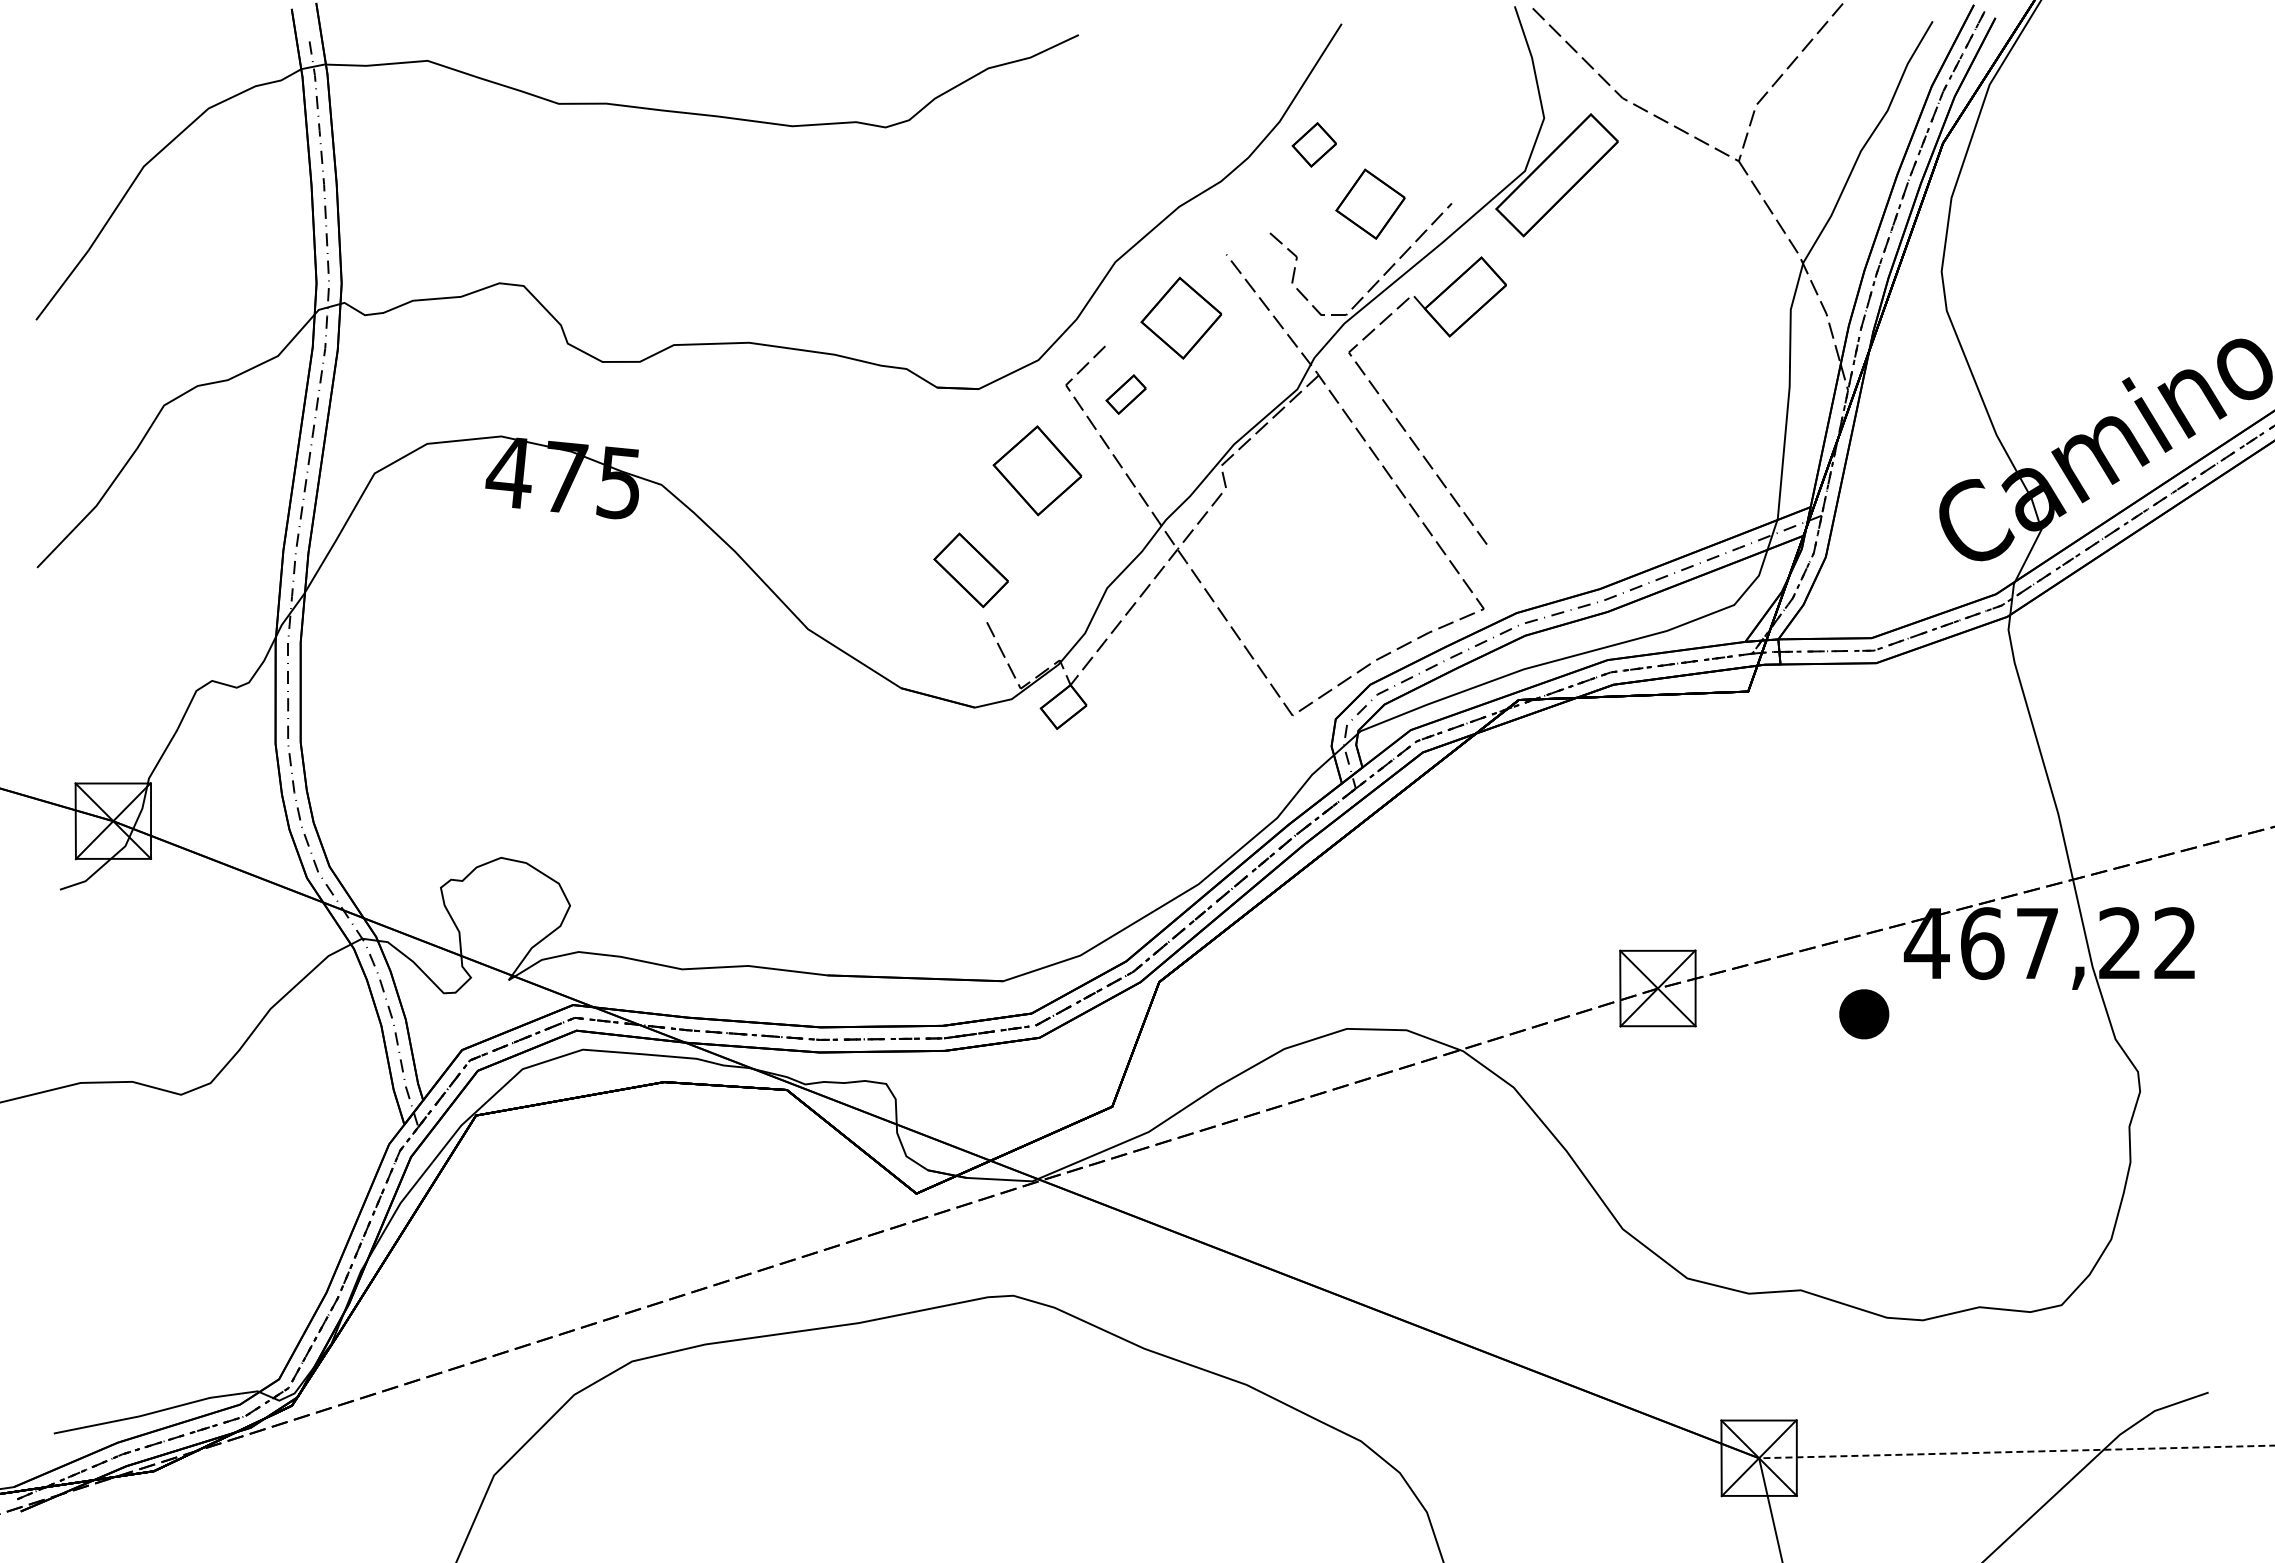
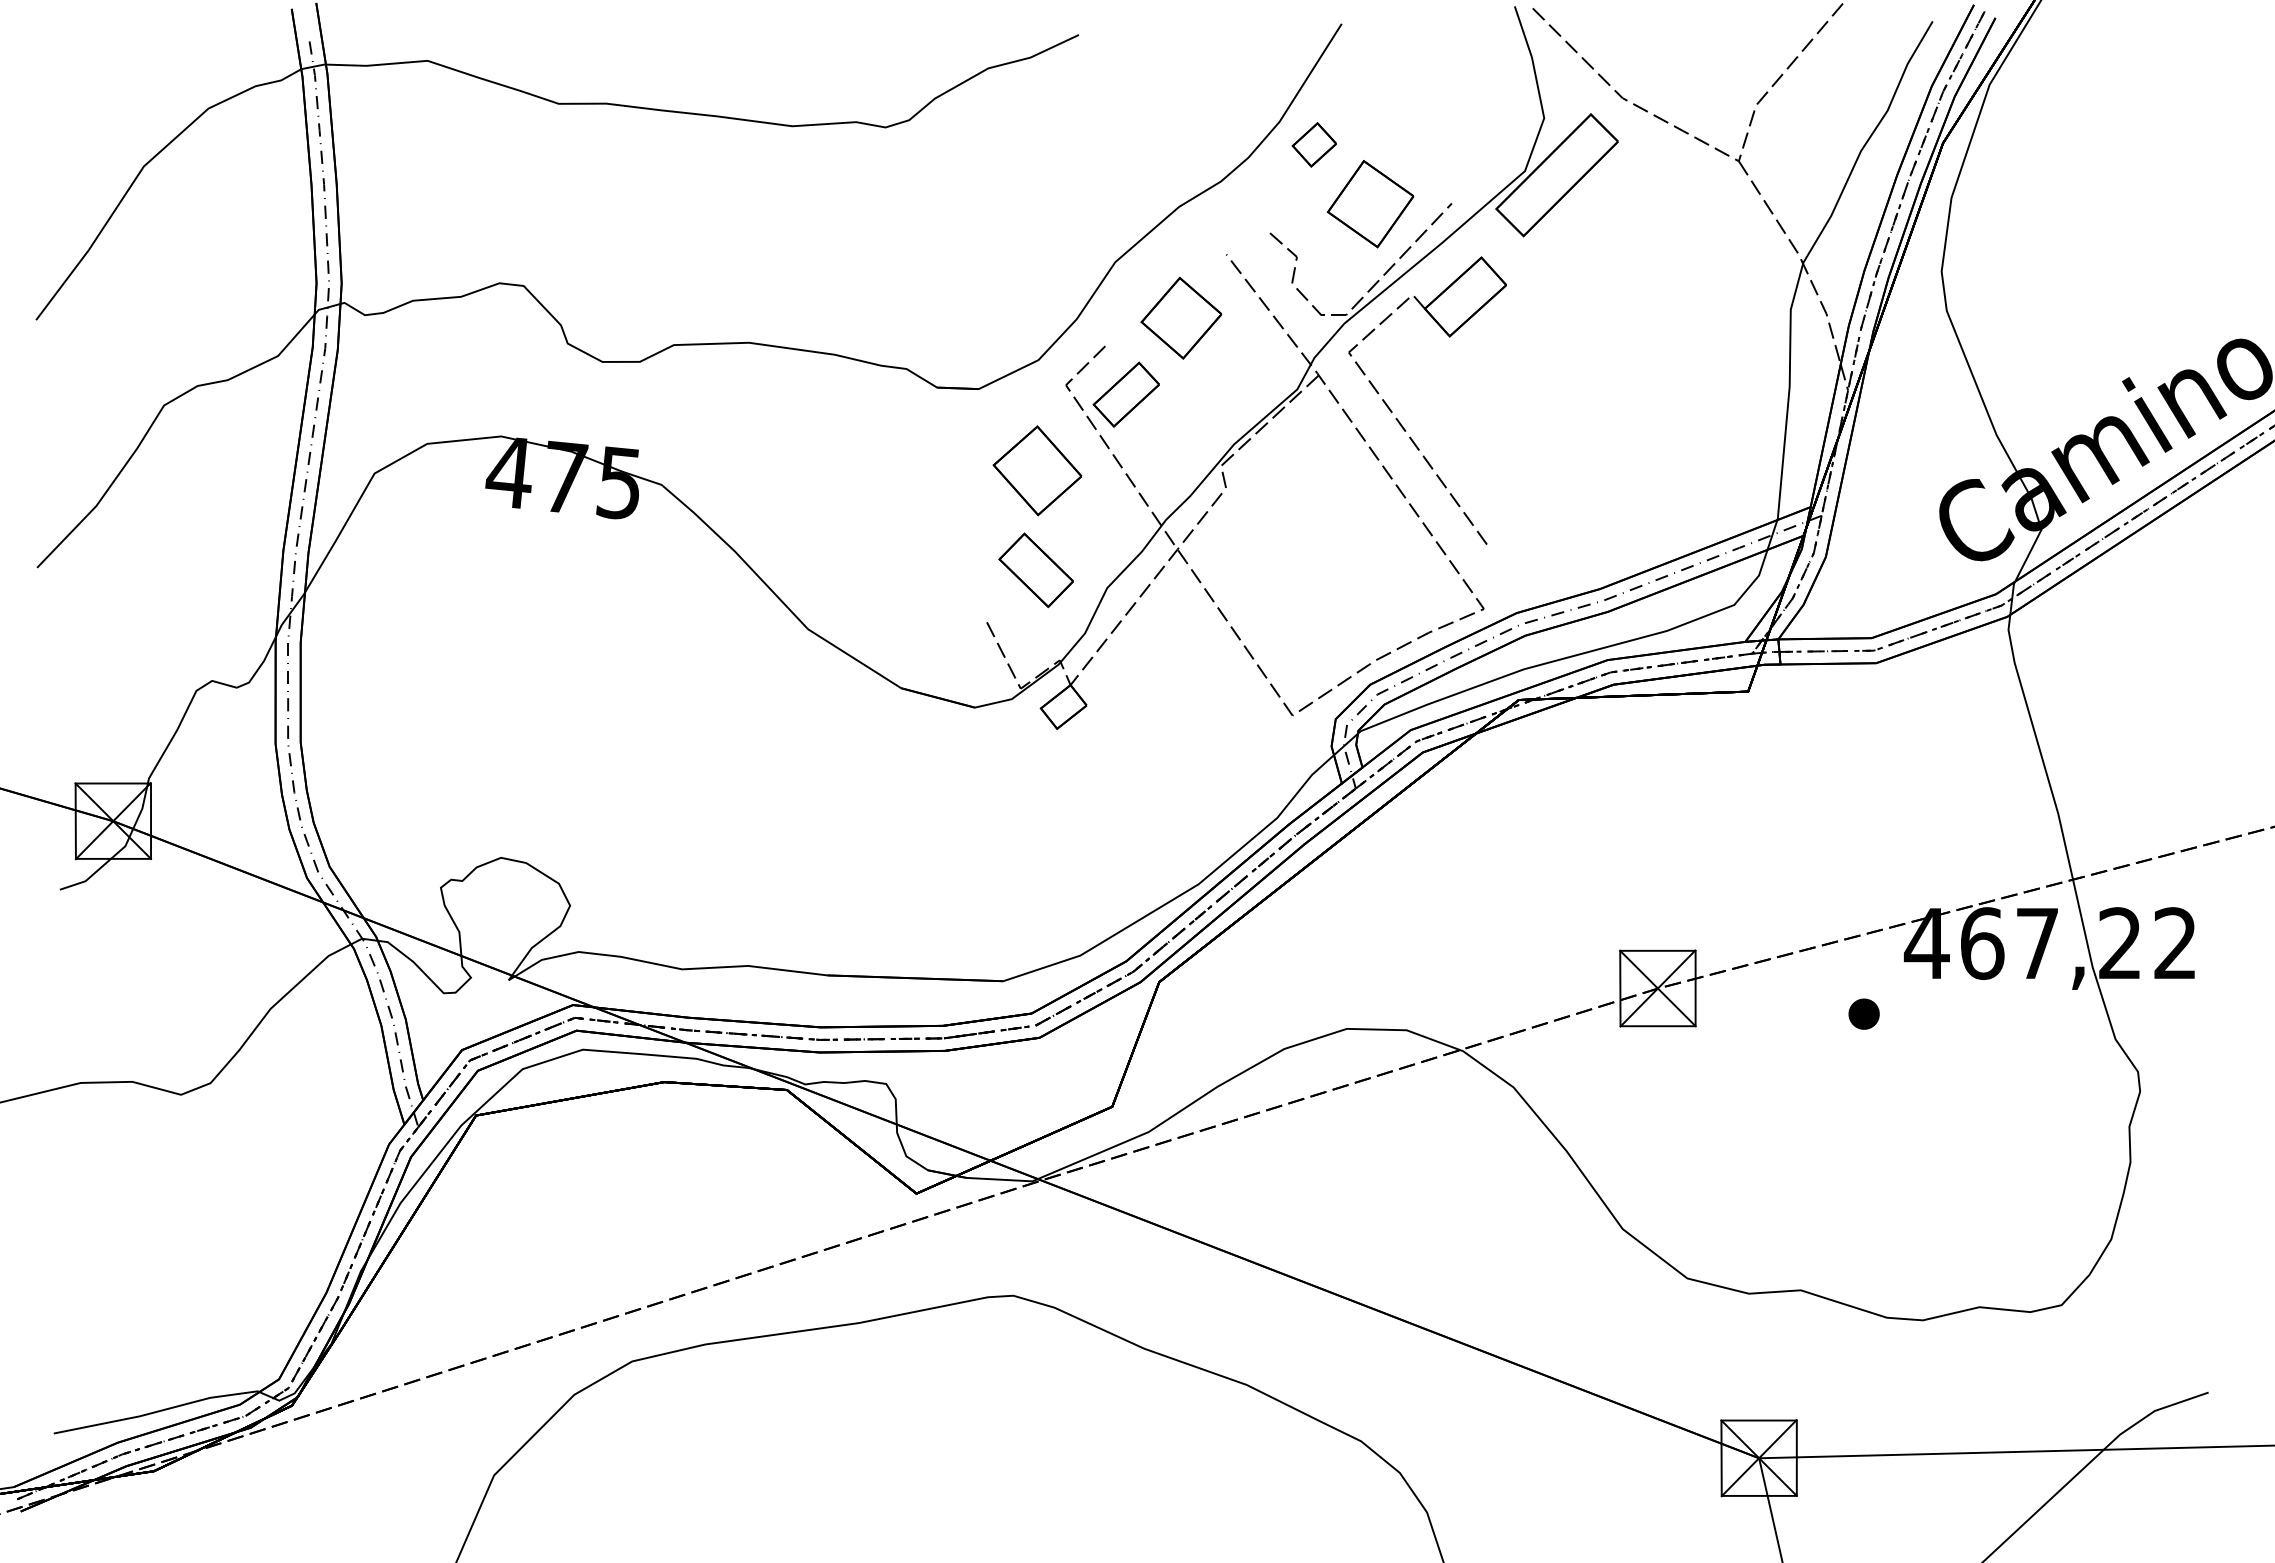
part size: 71x72 px -> 89x89 px (1370, 204)
part size: 42x41 px -> 68x67 px (1125, 394)
part position: (970, 570) -> (1035, 570) (1035, 570)
part size: 51x51 px -> 32x32 px (1863, 1013)
line: dashed -> solid (2017, 1451)
